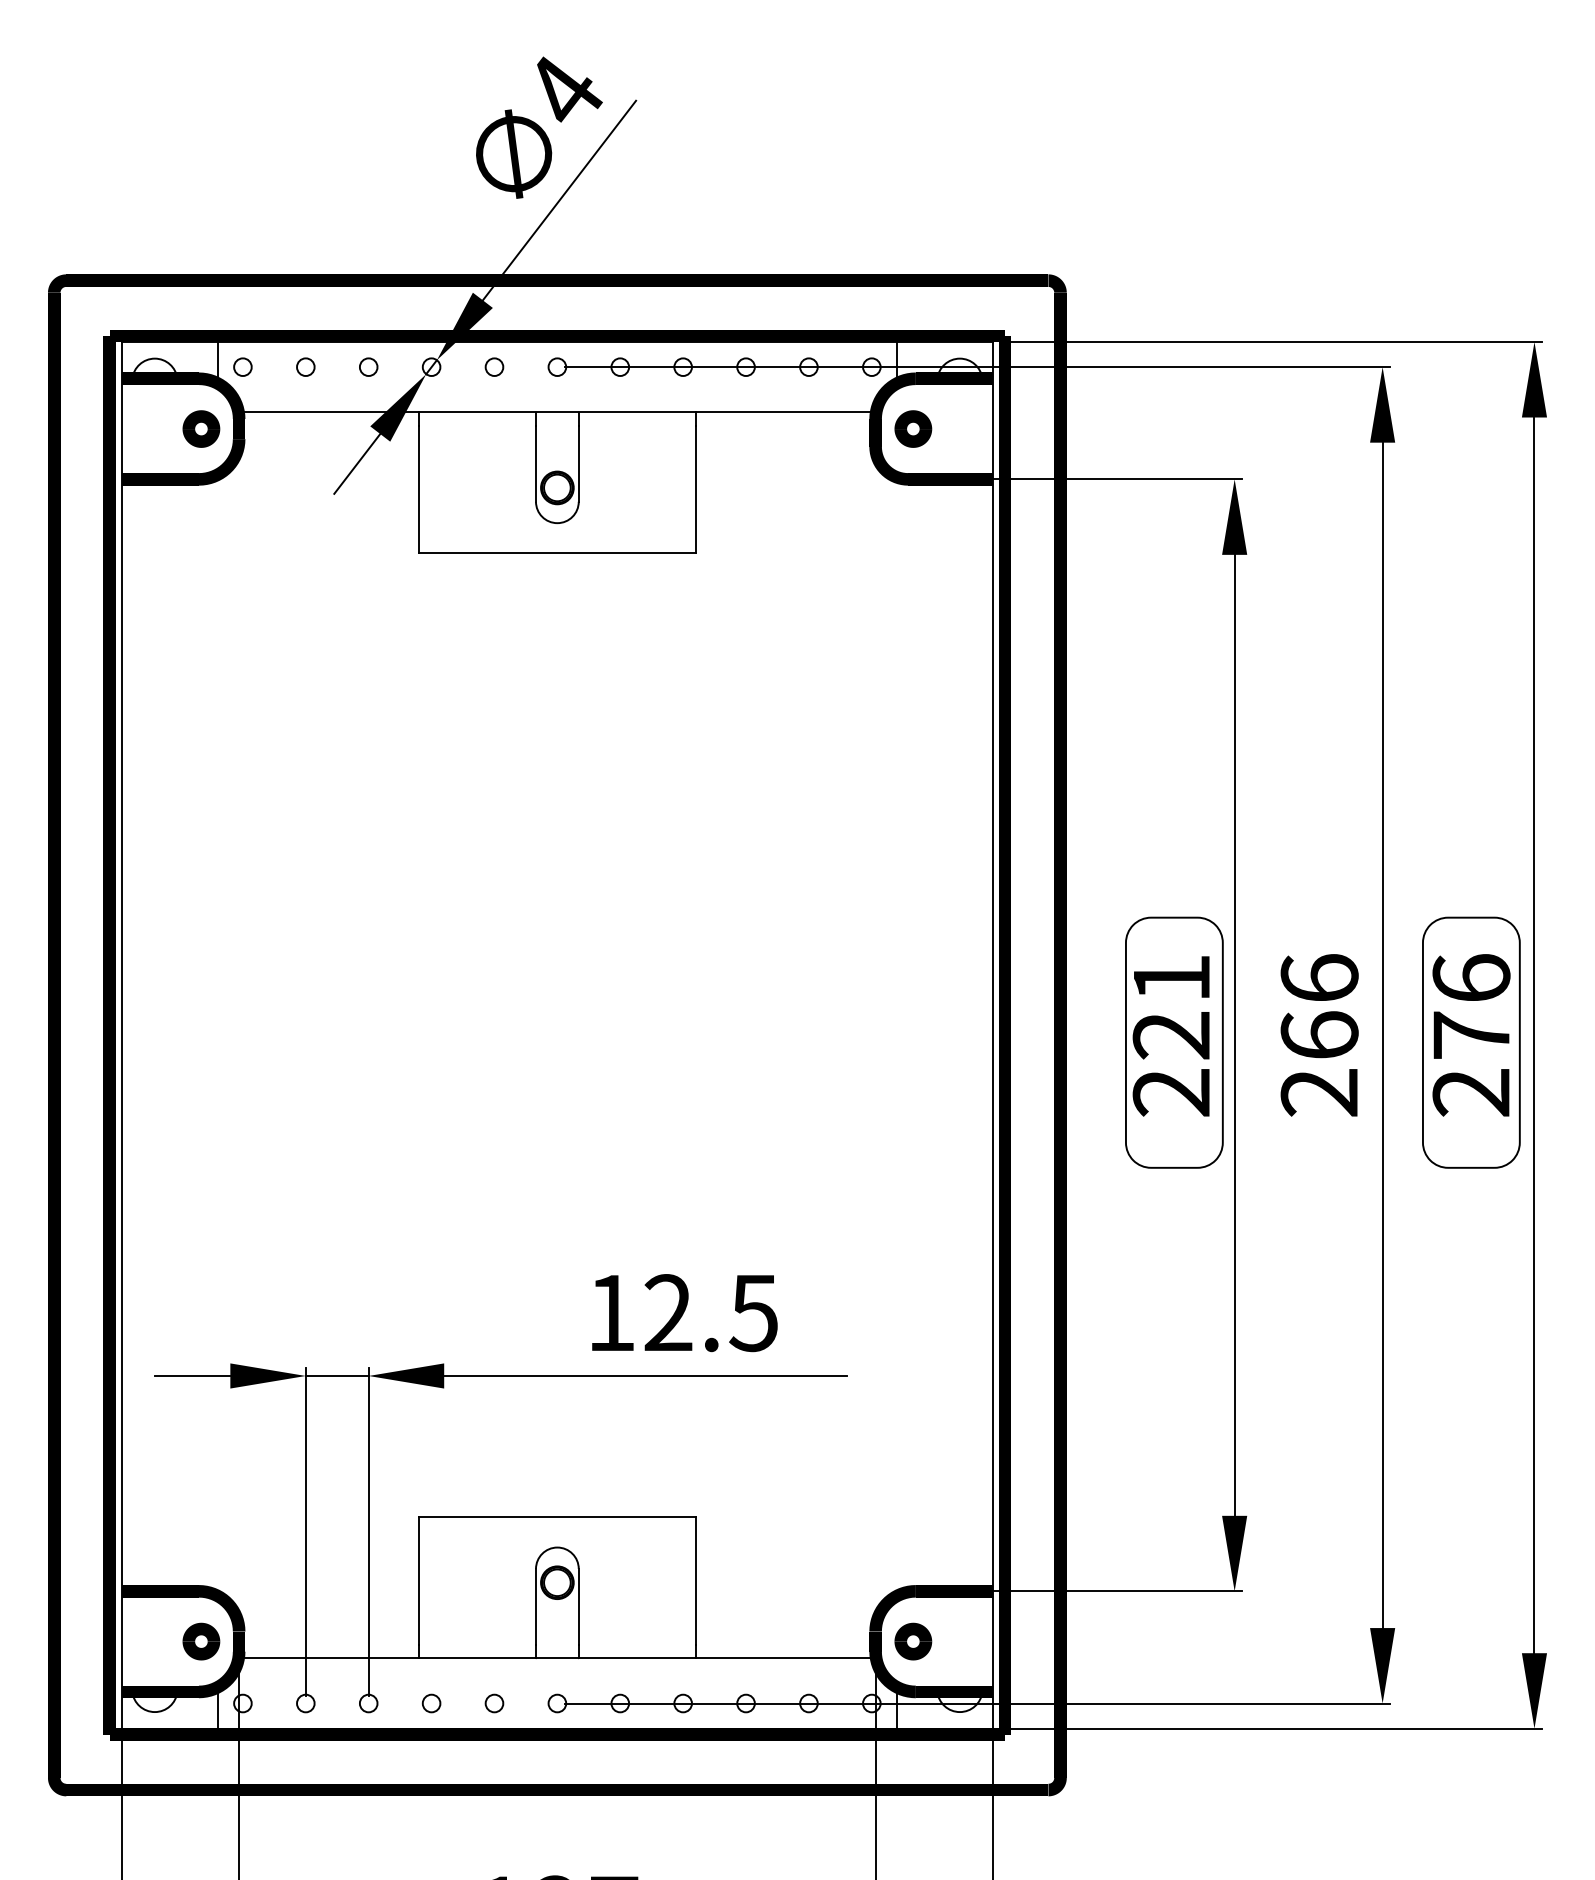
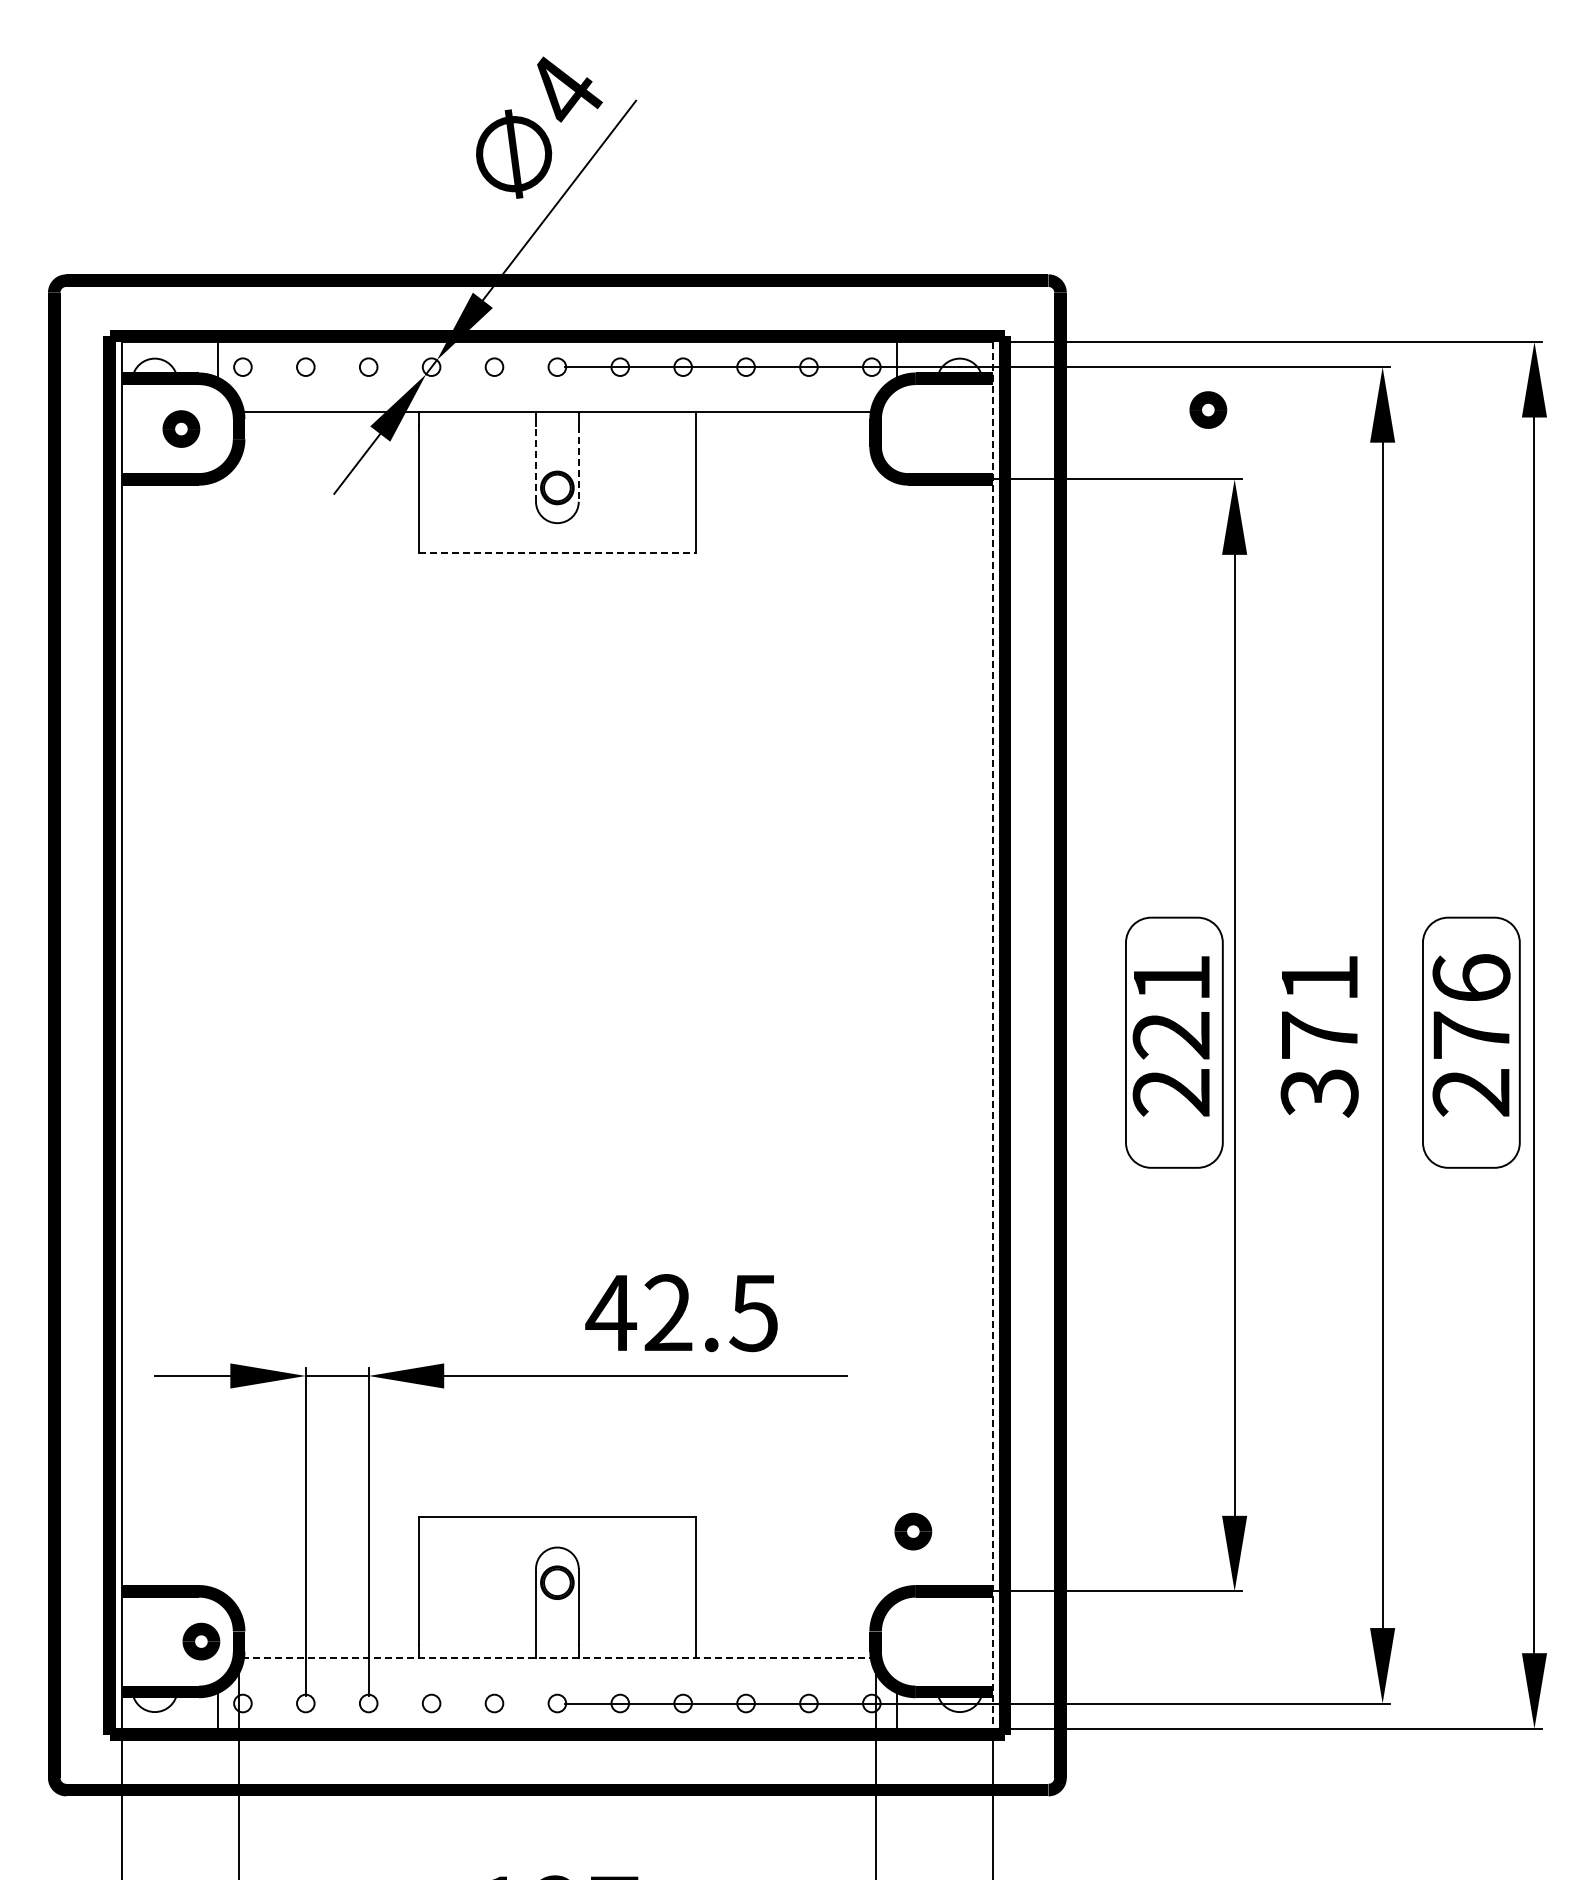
part position: (201, 428) -> (181, 428) (181, 428)
part position: (913, 428) -> (1208, 409) (1208, 409)
line: solid -> dashed (536, 463)
line: solid -> dashed (578, 464)
line: solid -> dashed (557, 553)
line: solid -> dashed (993, 1035)
text: 266 -> 371 (1319, 1035)
text: 12.5 -> 42.5 (611, 1312)
part position: (913, 1641) -> (913, 1531) (913, 1531)
line: solid -> dashed (557, 1658)
